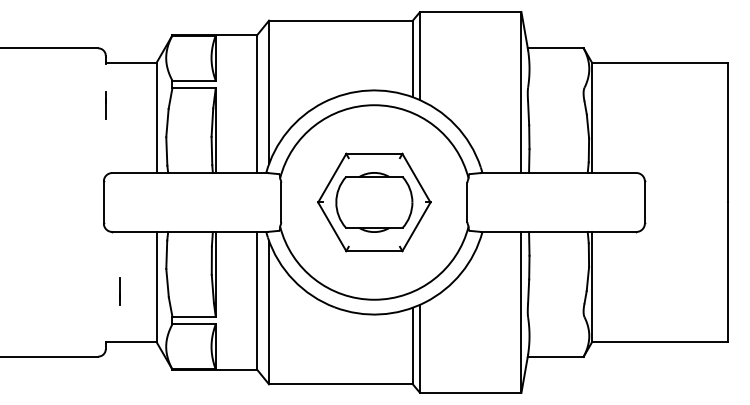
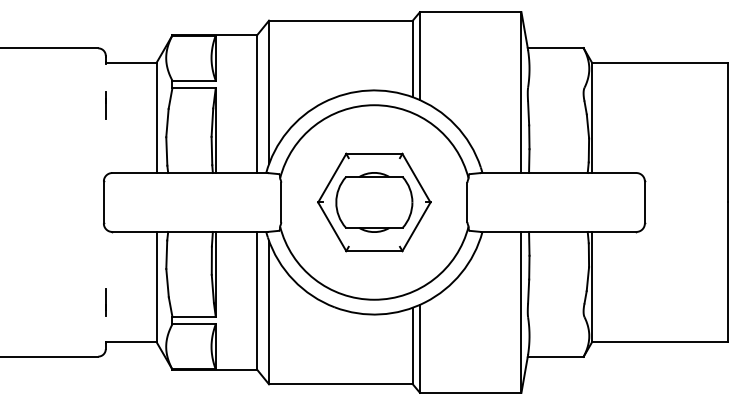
line position: (119, 291) -> (105, 302) (105, 302)
